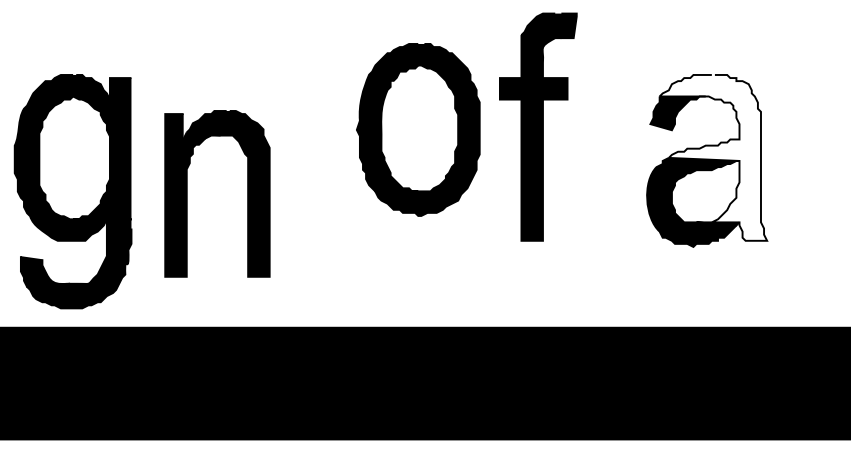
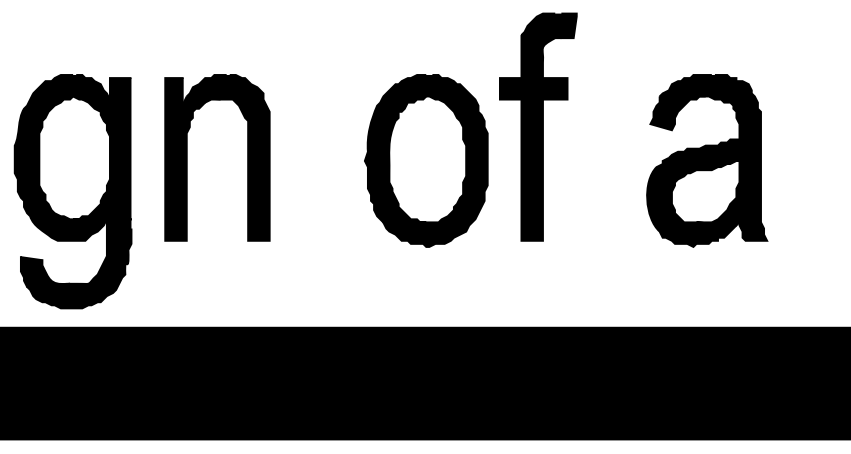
part position: (418, 129) -> (426, 160) (426, 160)
fill: none -> present (713, 157)
part position: (187, 193) -> (187, 157) (187, 157)
